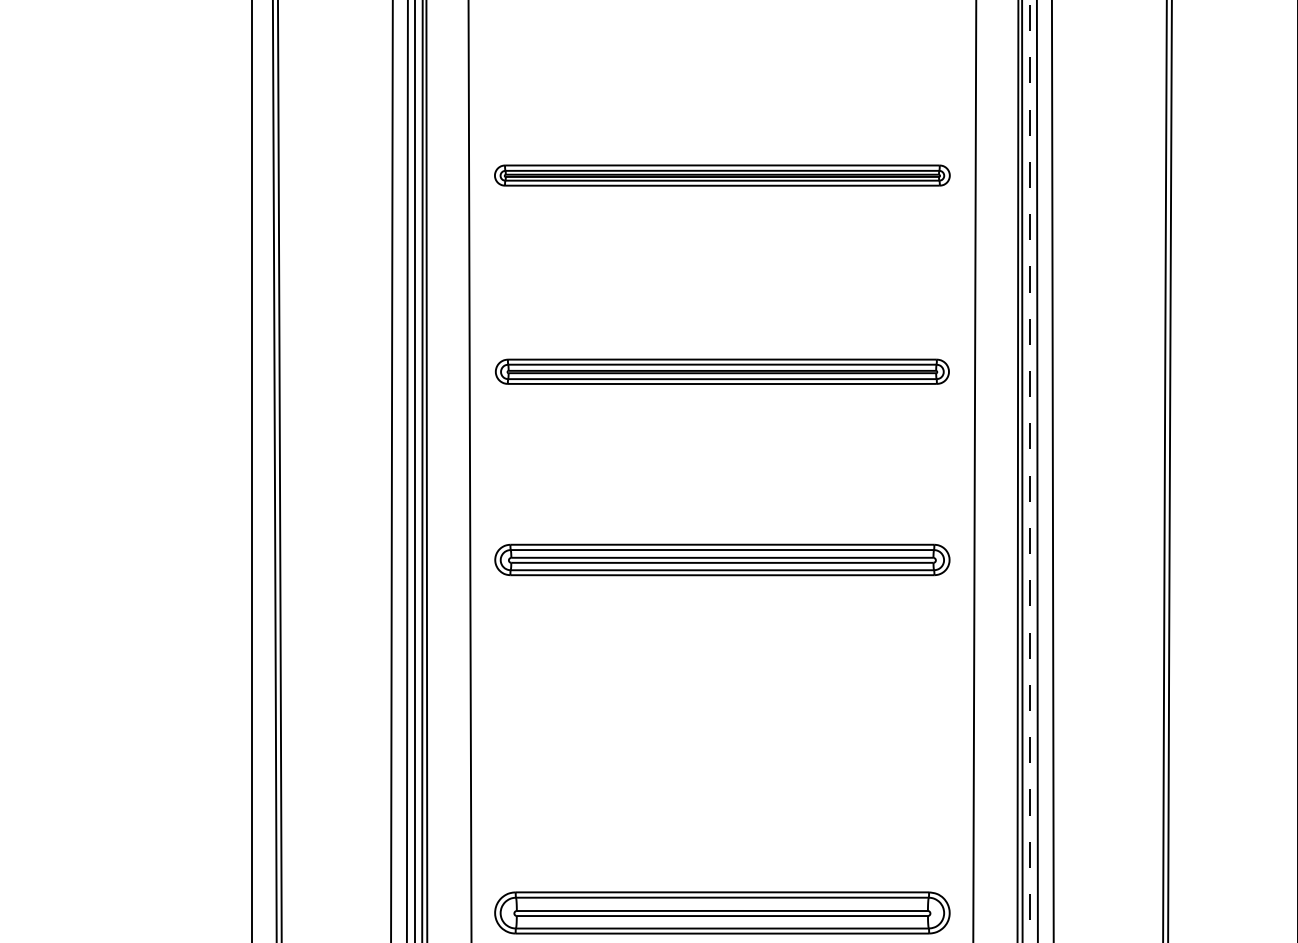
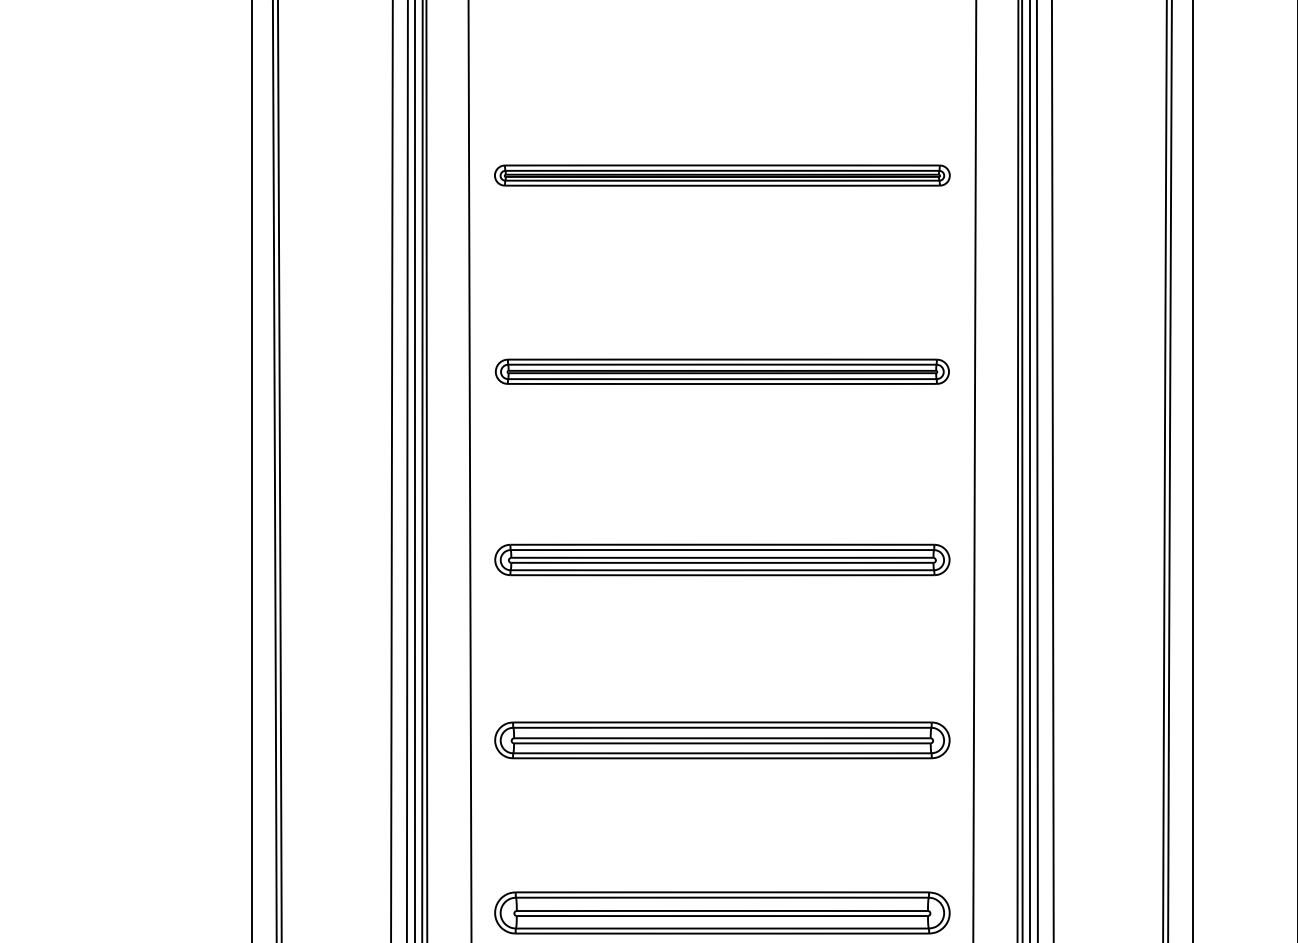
line: none -> present (1193, 470)
line: dashed -> solid (1029, 471)
part: none -> present (722, 740)
